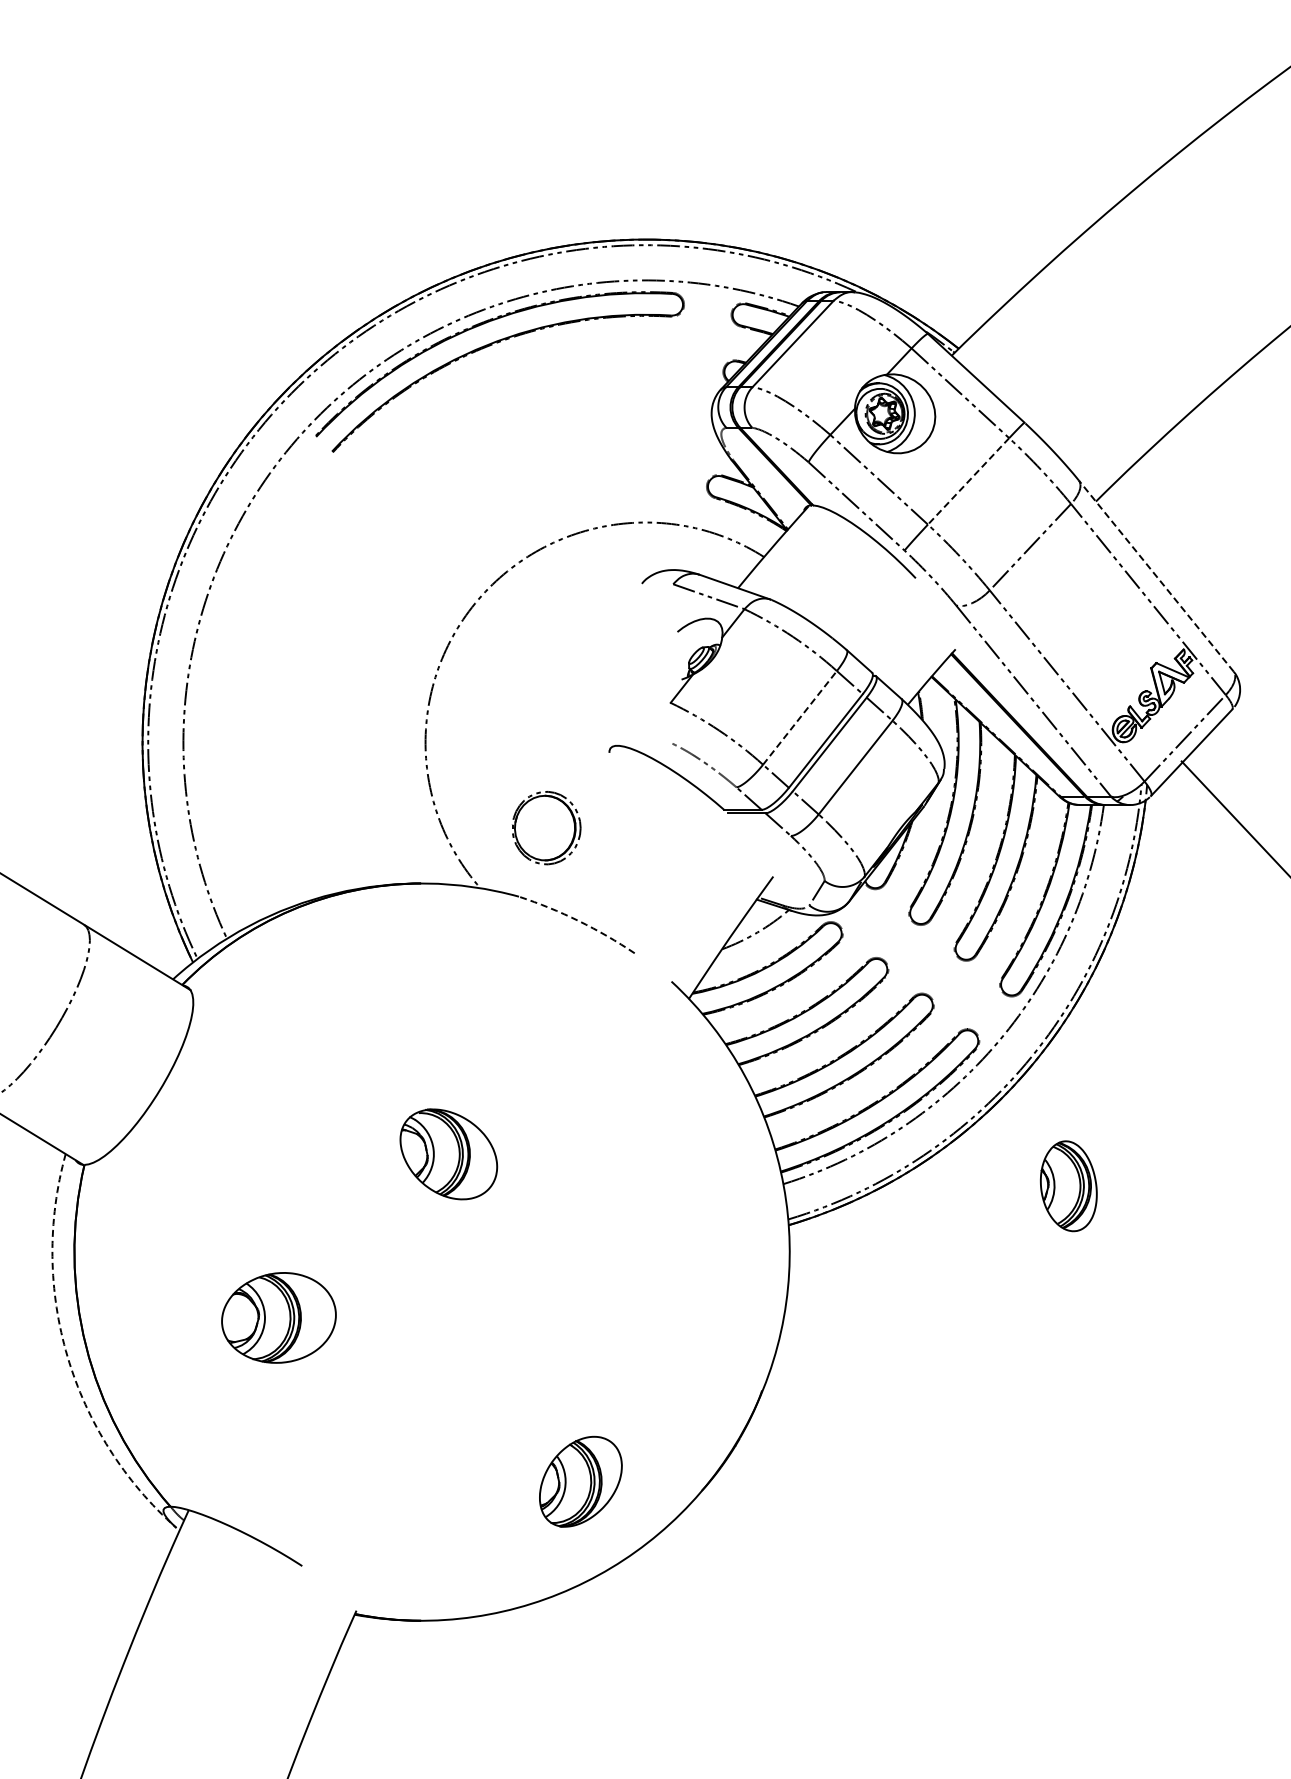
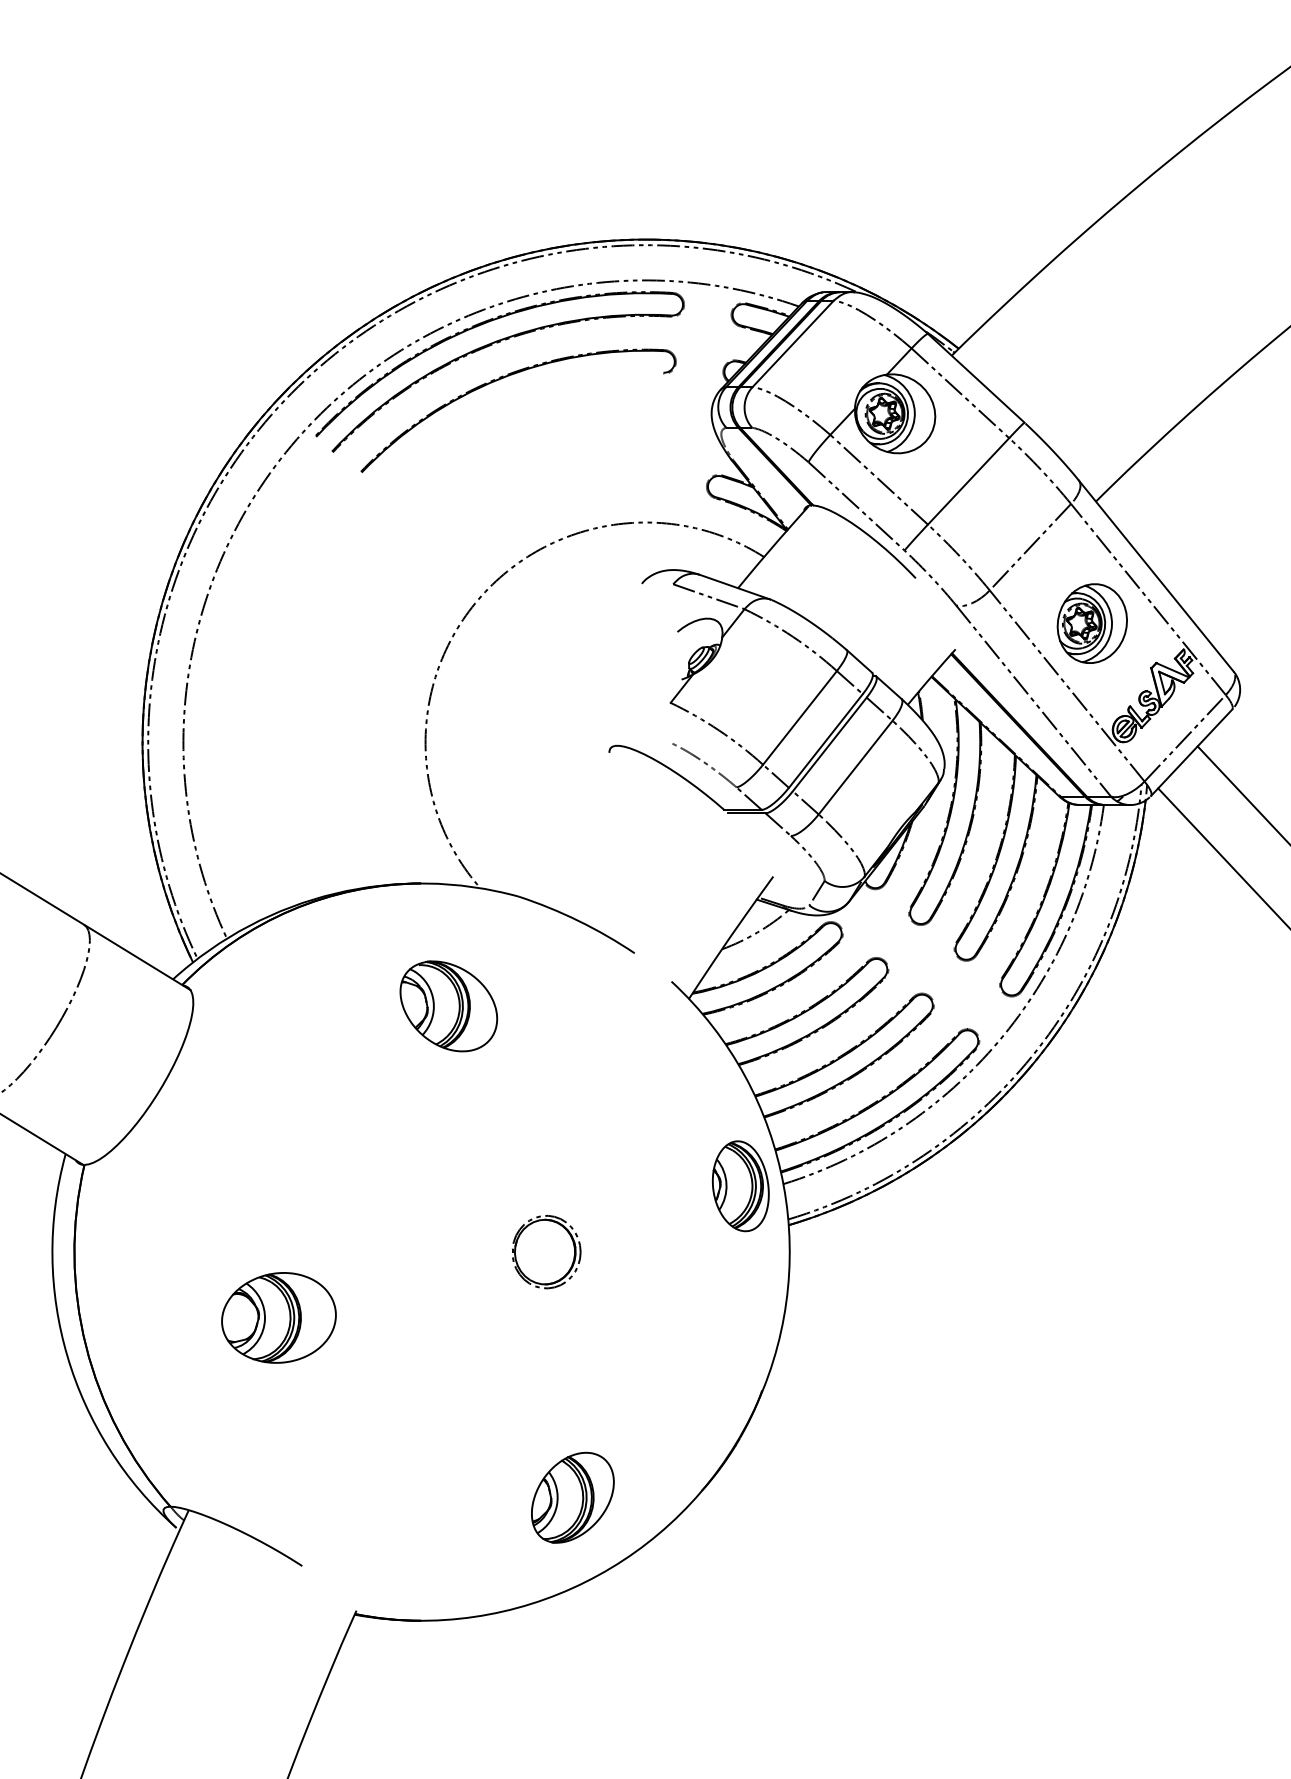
part: none -> present (504, 378)
line: dashed -> solid (968, 481)
line: dashed -> solid (1156, 576)
part: none -> present (1091, 623)
line: dashed -> solid (800, 717)
line position: (1234, 817) -> (1242, 793) (1242, 793)
part position: (546, 828) -> (546, 1252) (546, 1252)
line: none -> present (1222, 857)
arc: dashed -> solid (578, 921)
part position: (448, 1154) -> (448, 1006) (448, 1006)
part position: (1068, 1186) -> (740, 1186) (740, 1186)
arc: dashed -> solid (67, 1356)
part position: (580, 1481) -> (572, 1497) (572, 1497)
